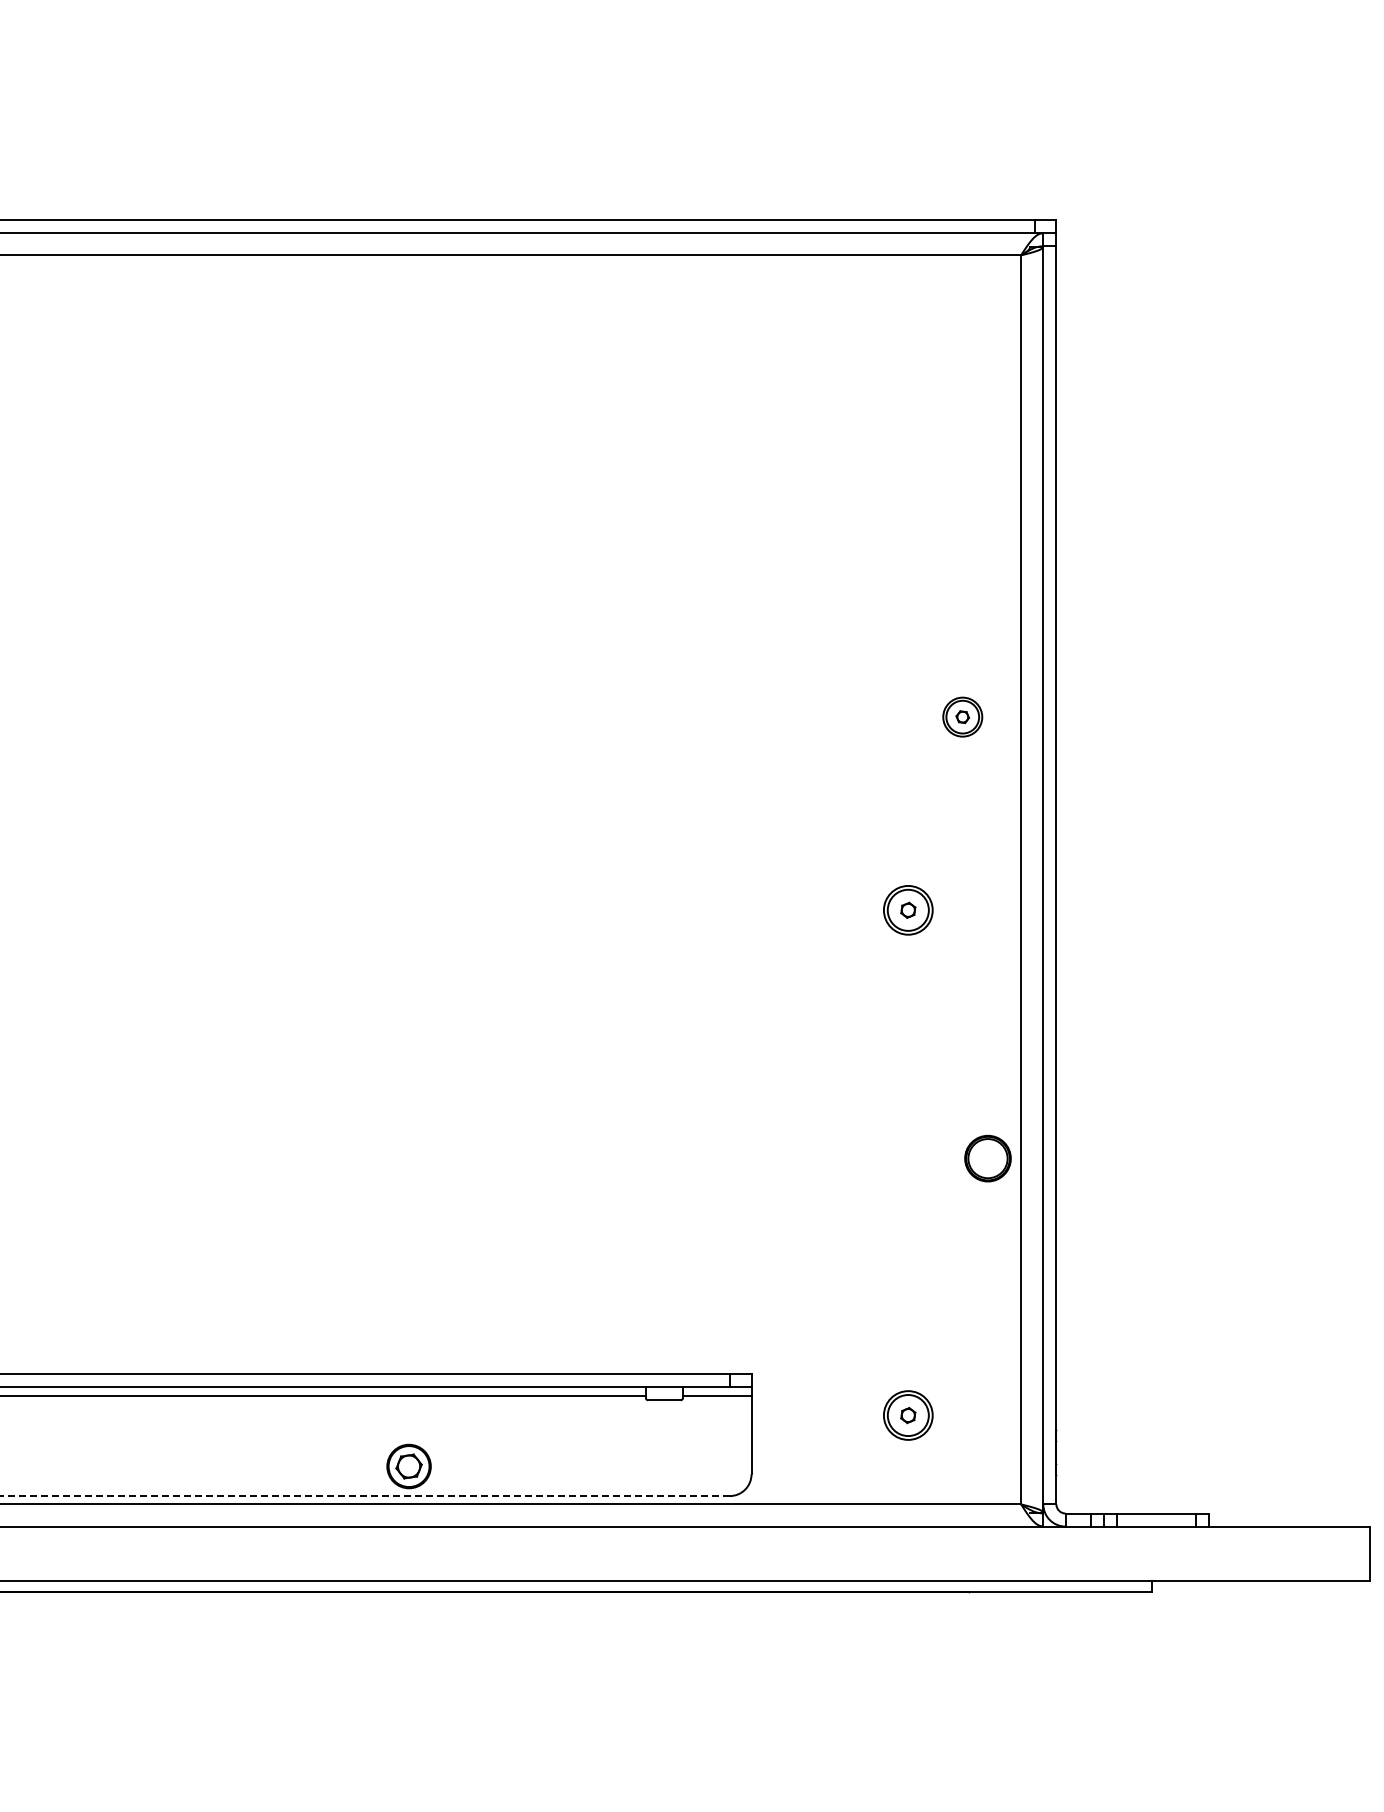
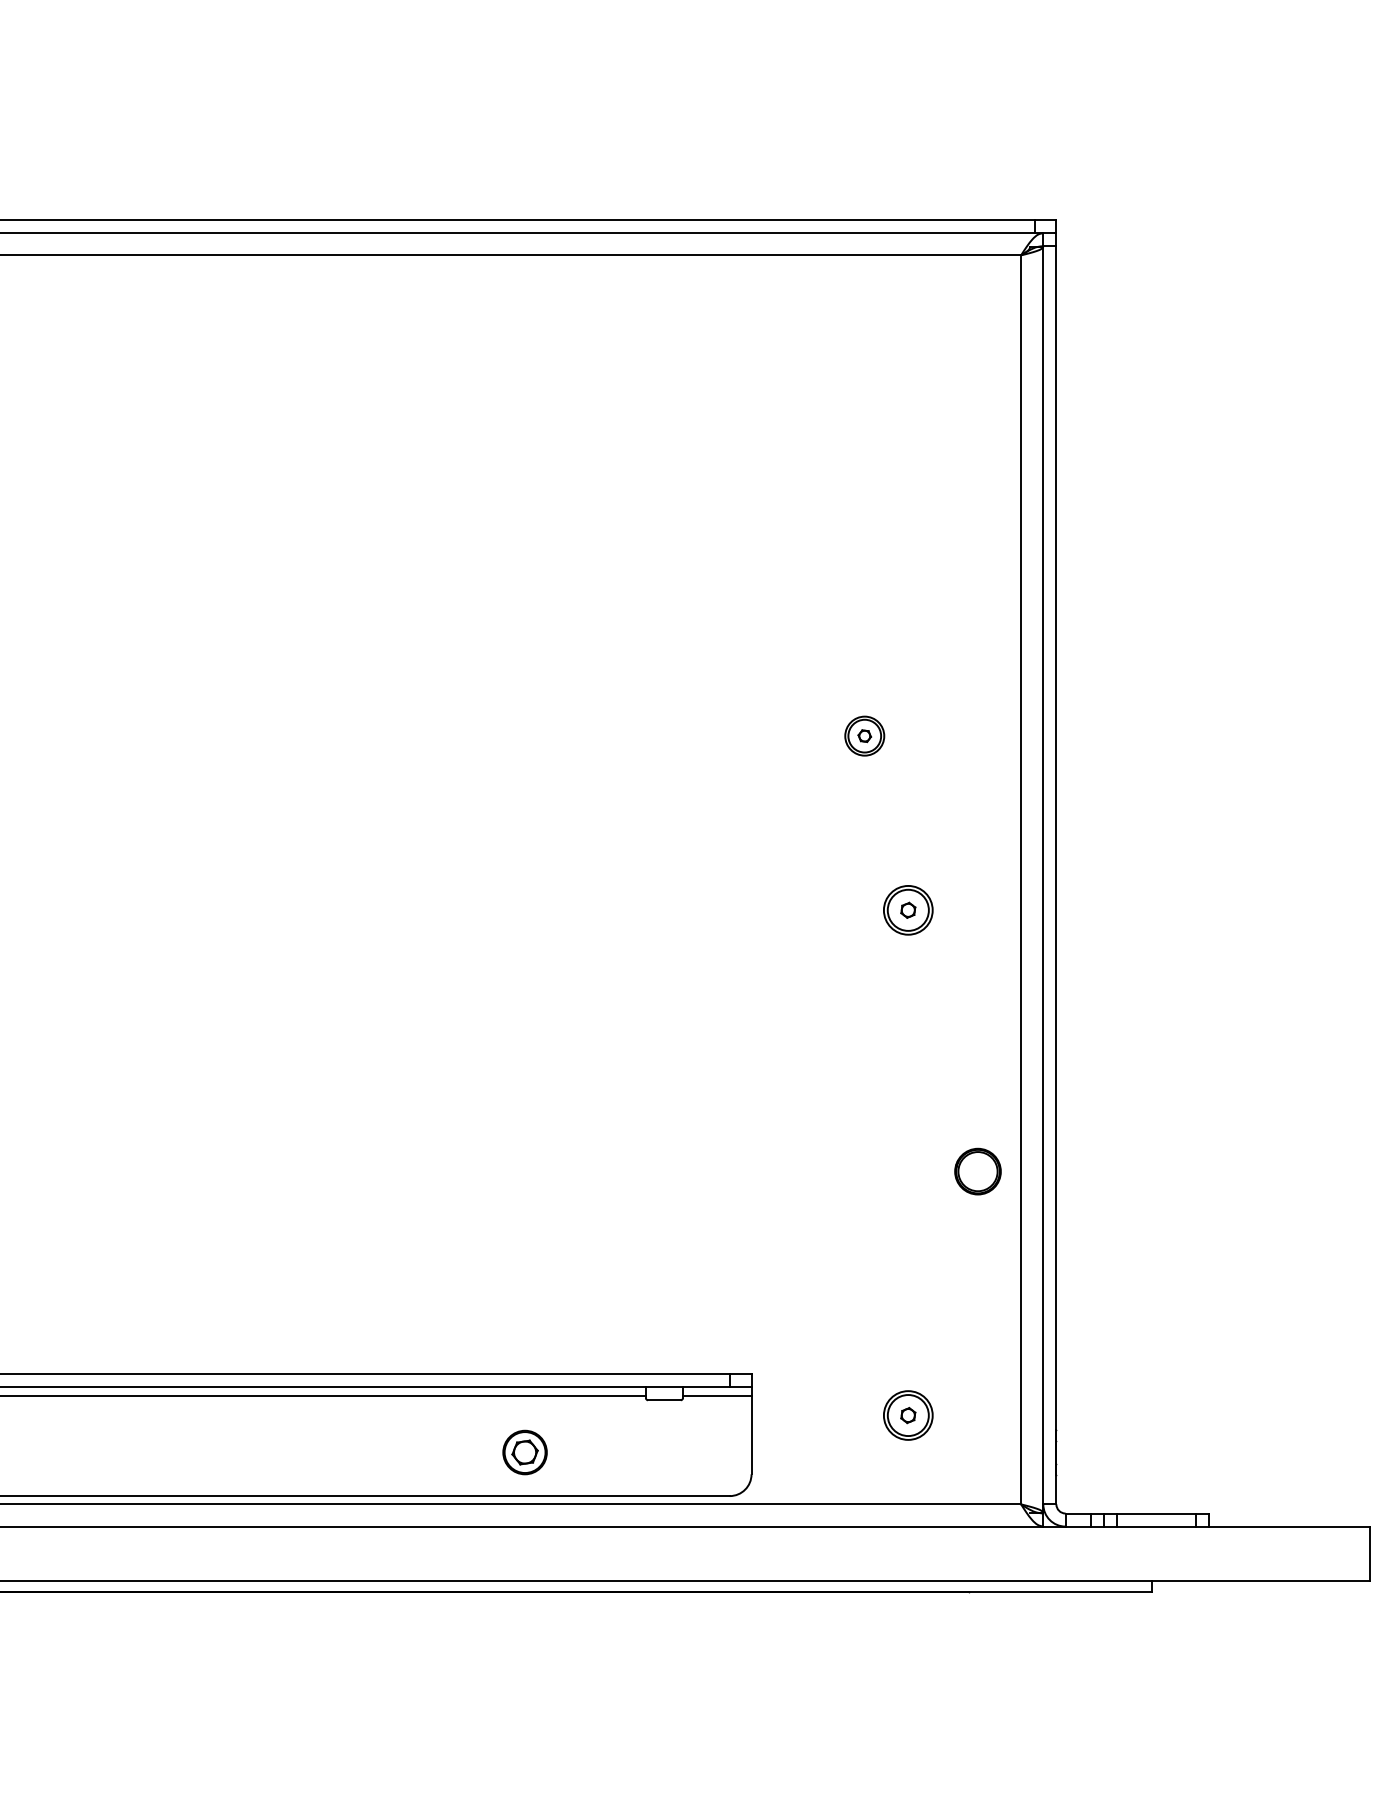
part position: (962, 716) -> (864, 735) (864, 735)
part position: (987, 1158) -> (977, 1171) (977, 1171)
part position: (408, 1466) -> (524, 1452) (524, 1452)
line: dashed -> solid (364, 1496)
